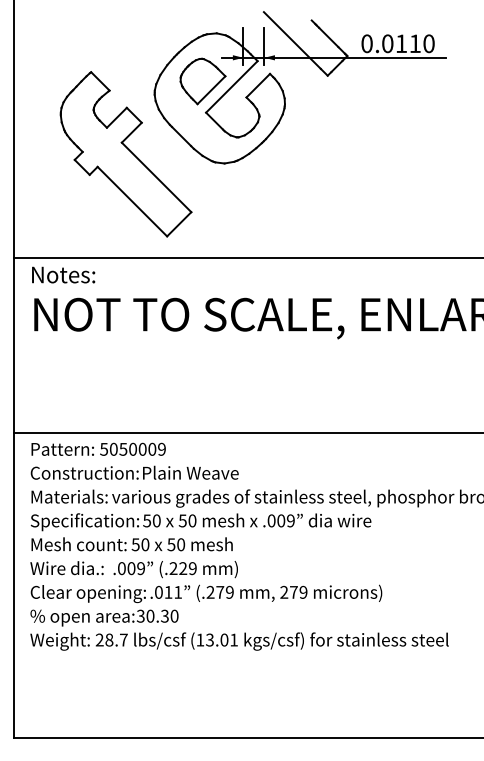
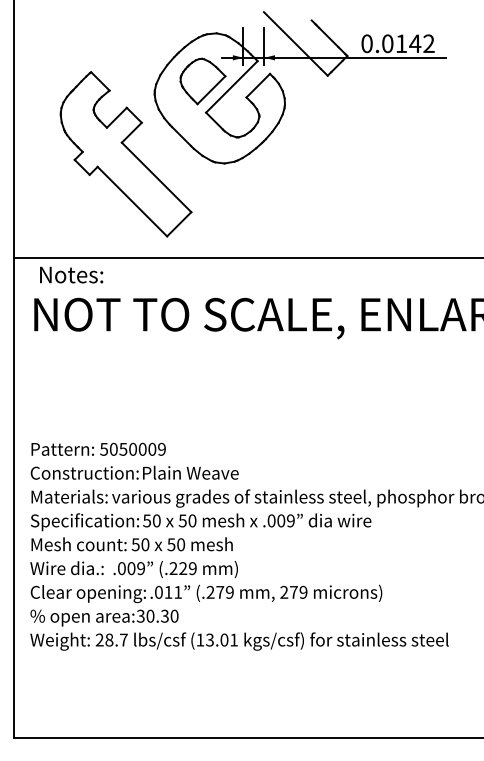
text: 0.0110 -> 0.0142 (421, 43)
text position: (63, 274) -> (71, 274) (71, 274)
line: present -> none (247, 432)
